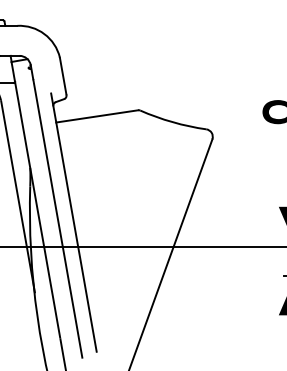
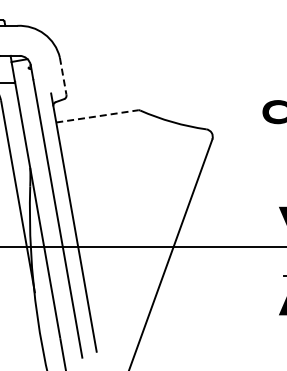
line: solid -> dashed (63, 76)
line: solid -> dashed (97, 116)
